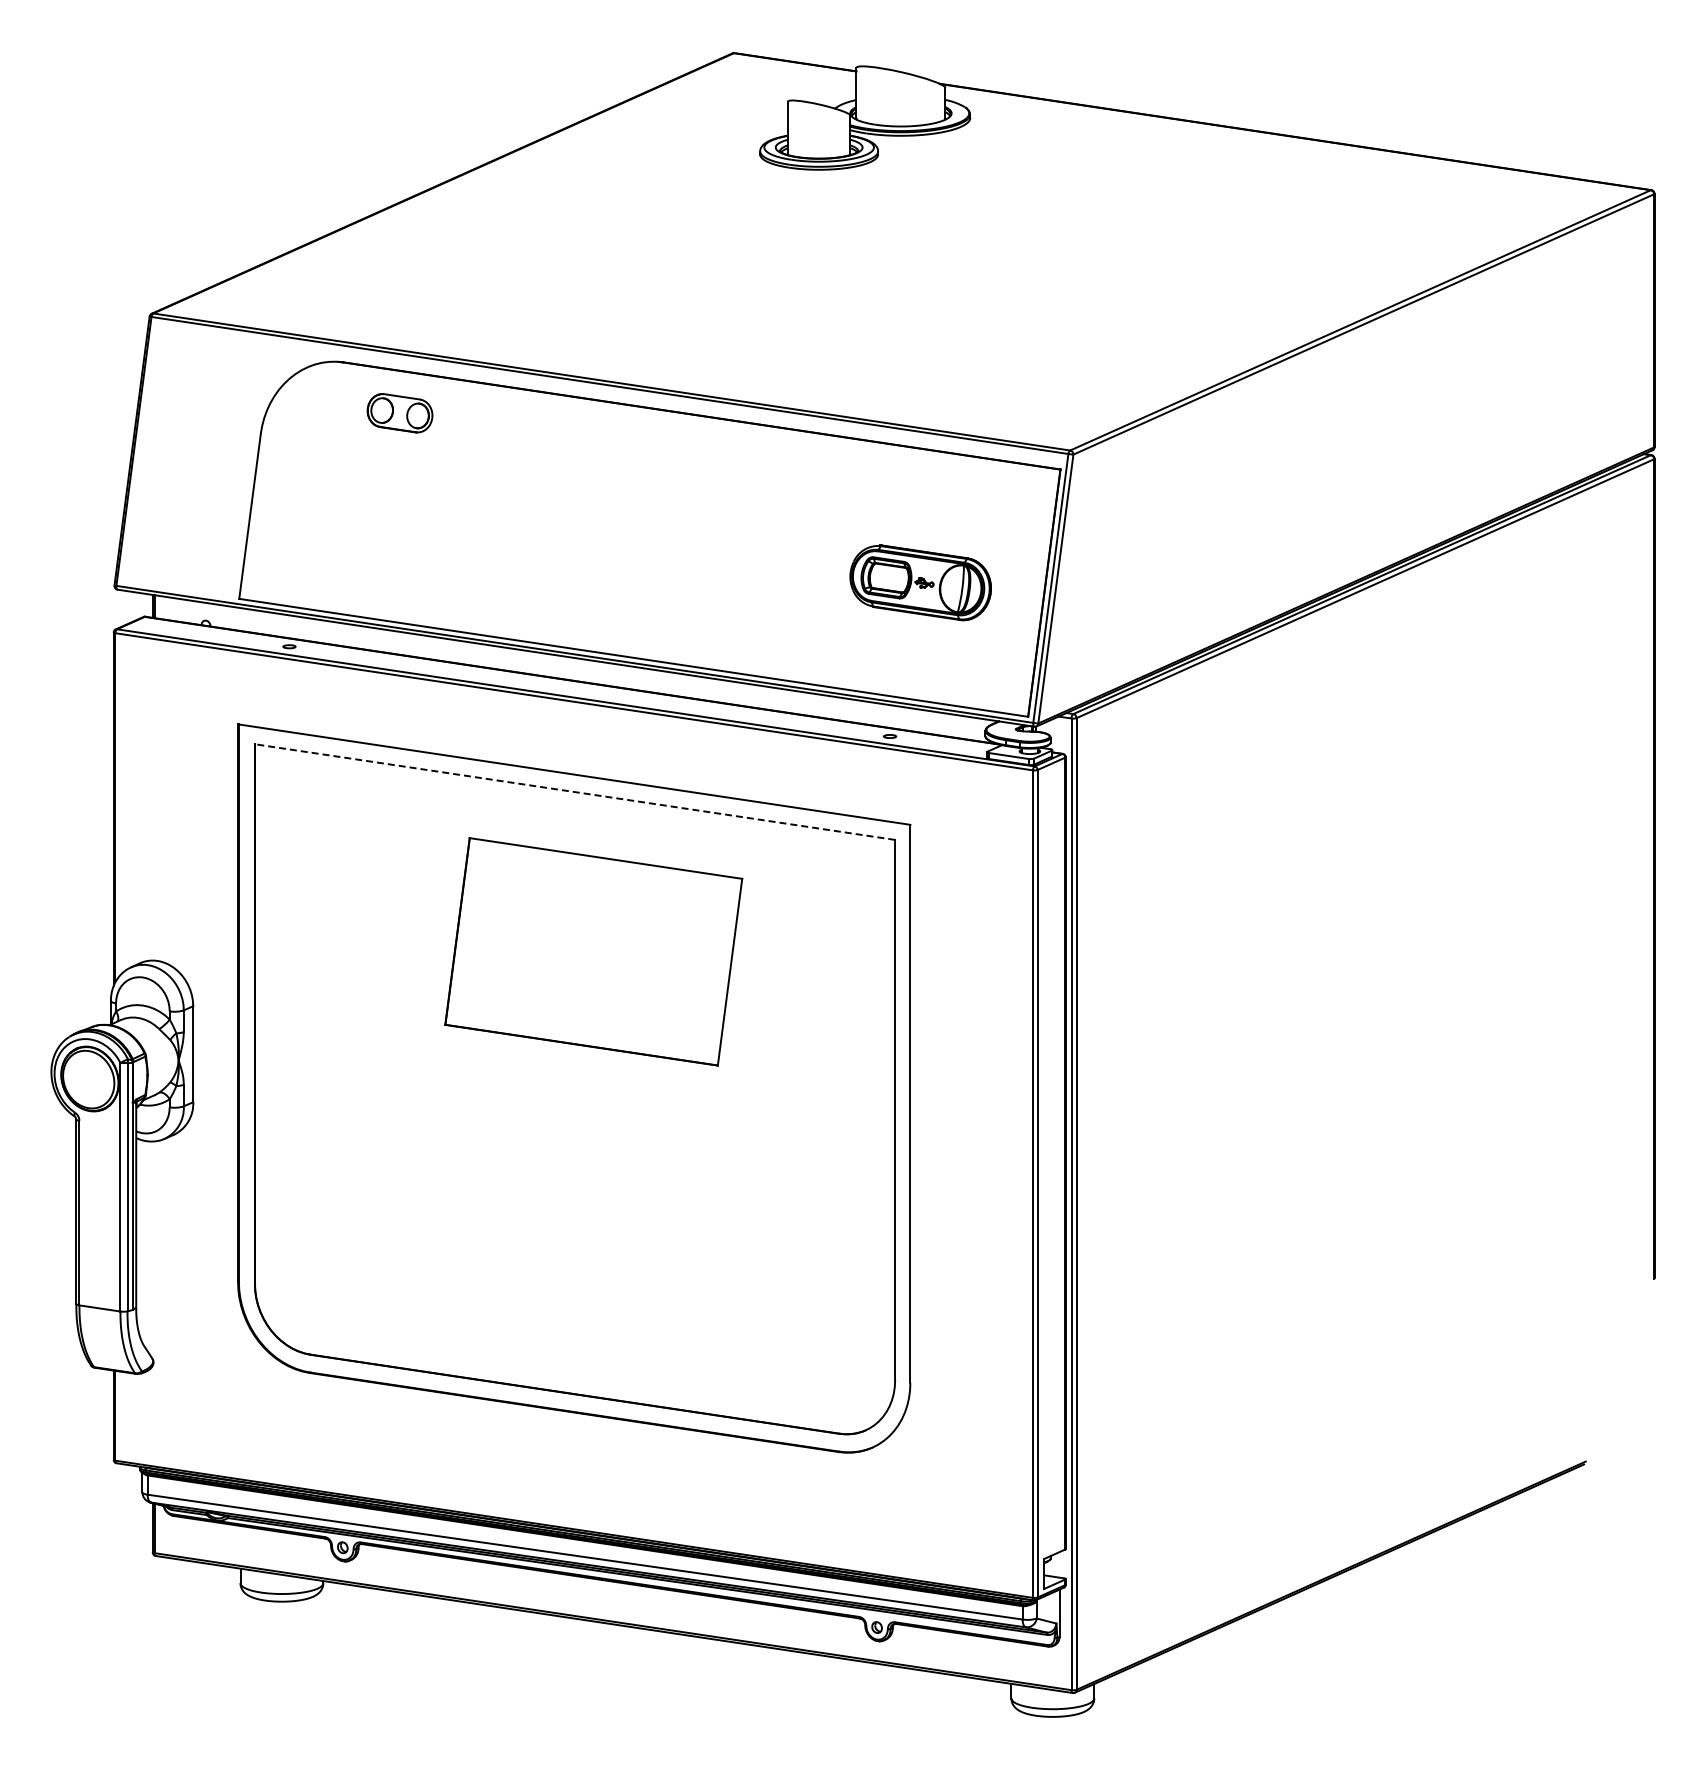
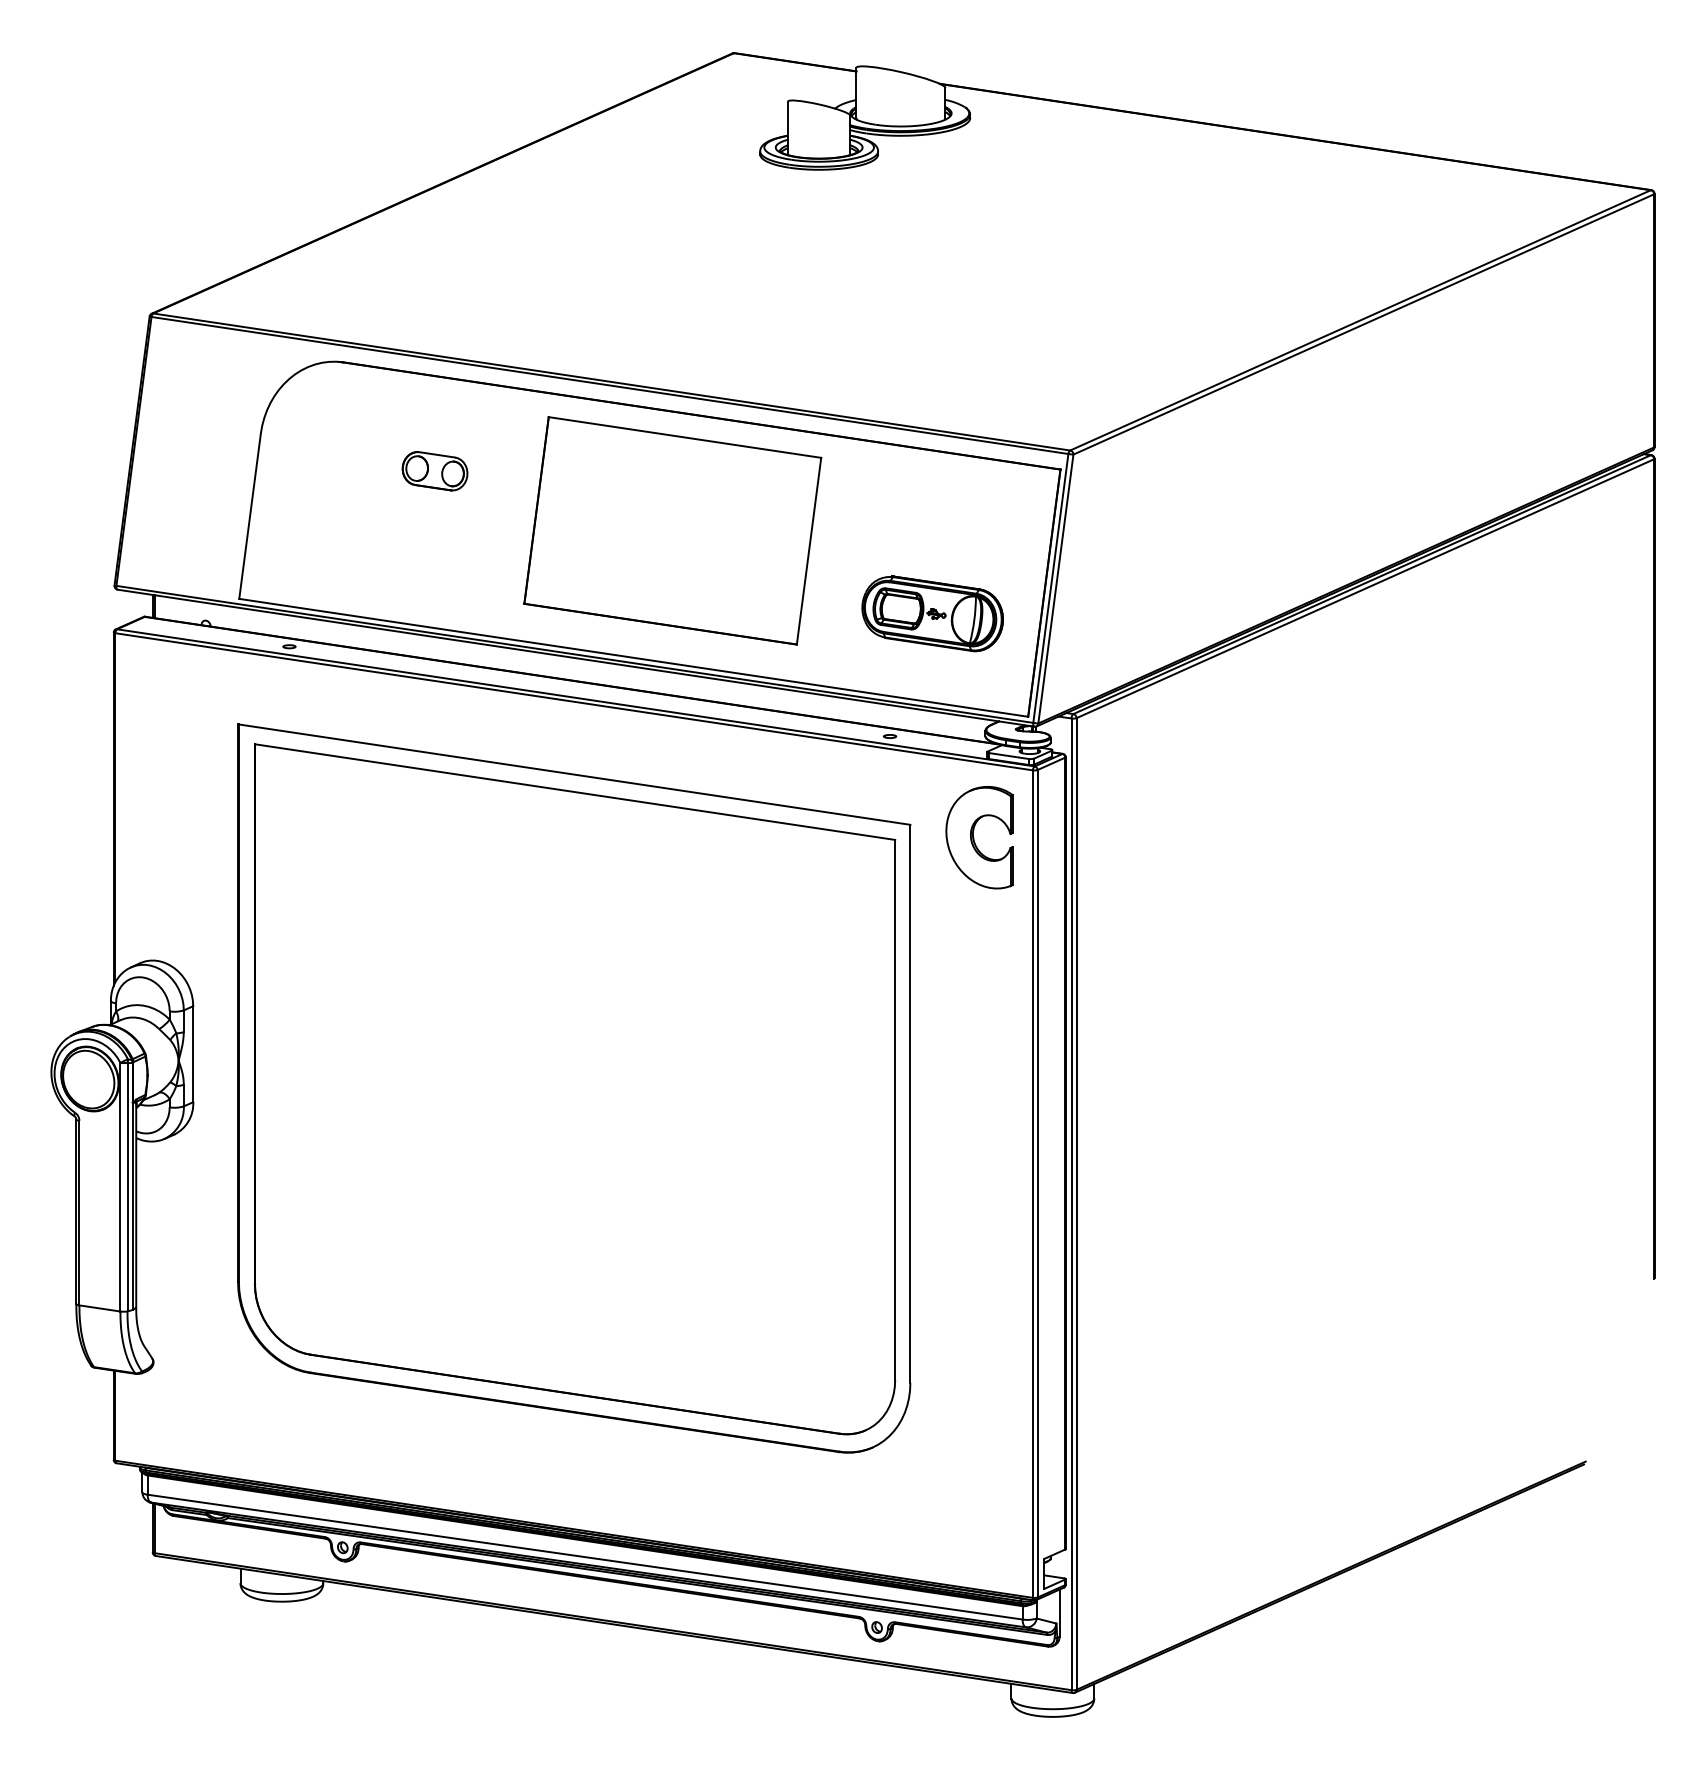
part position: (399, 413) -> (434, 471) (434, 471)
part position: (920, 582) -> (932, 613) (932, 613)
line: dashed -> solid (575, 792)
part: none -> present (979, 837)
part position: (593, 951) -> (672, 530) (672, 530)
